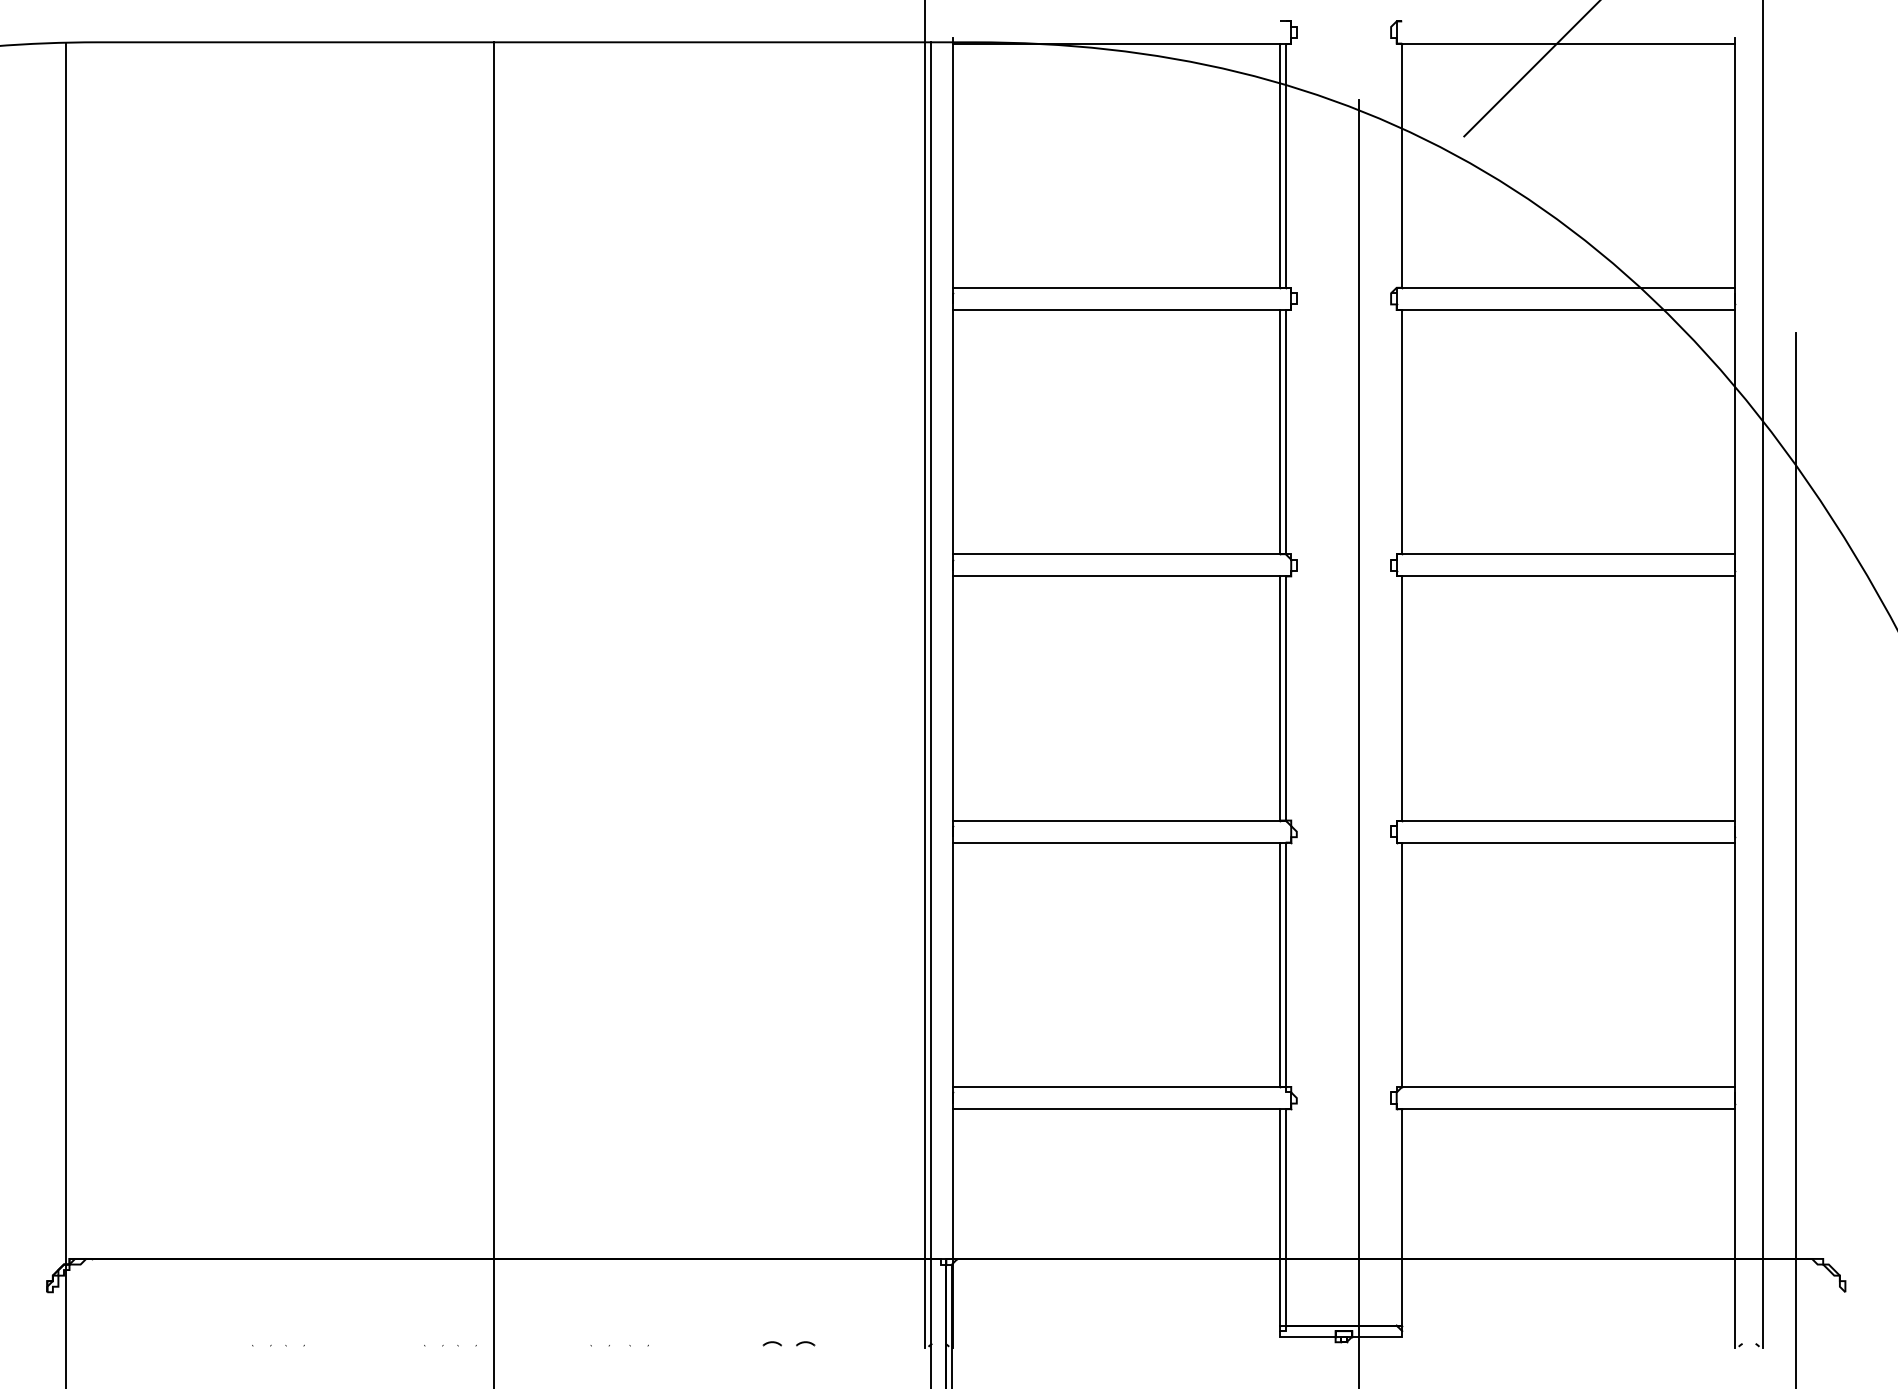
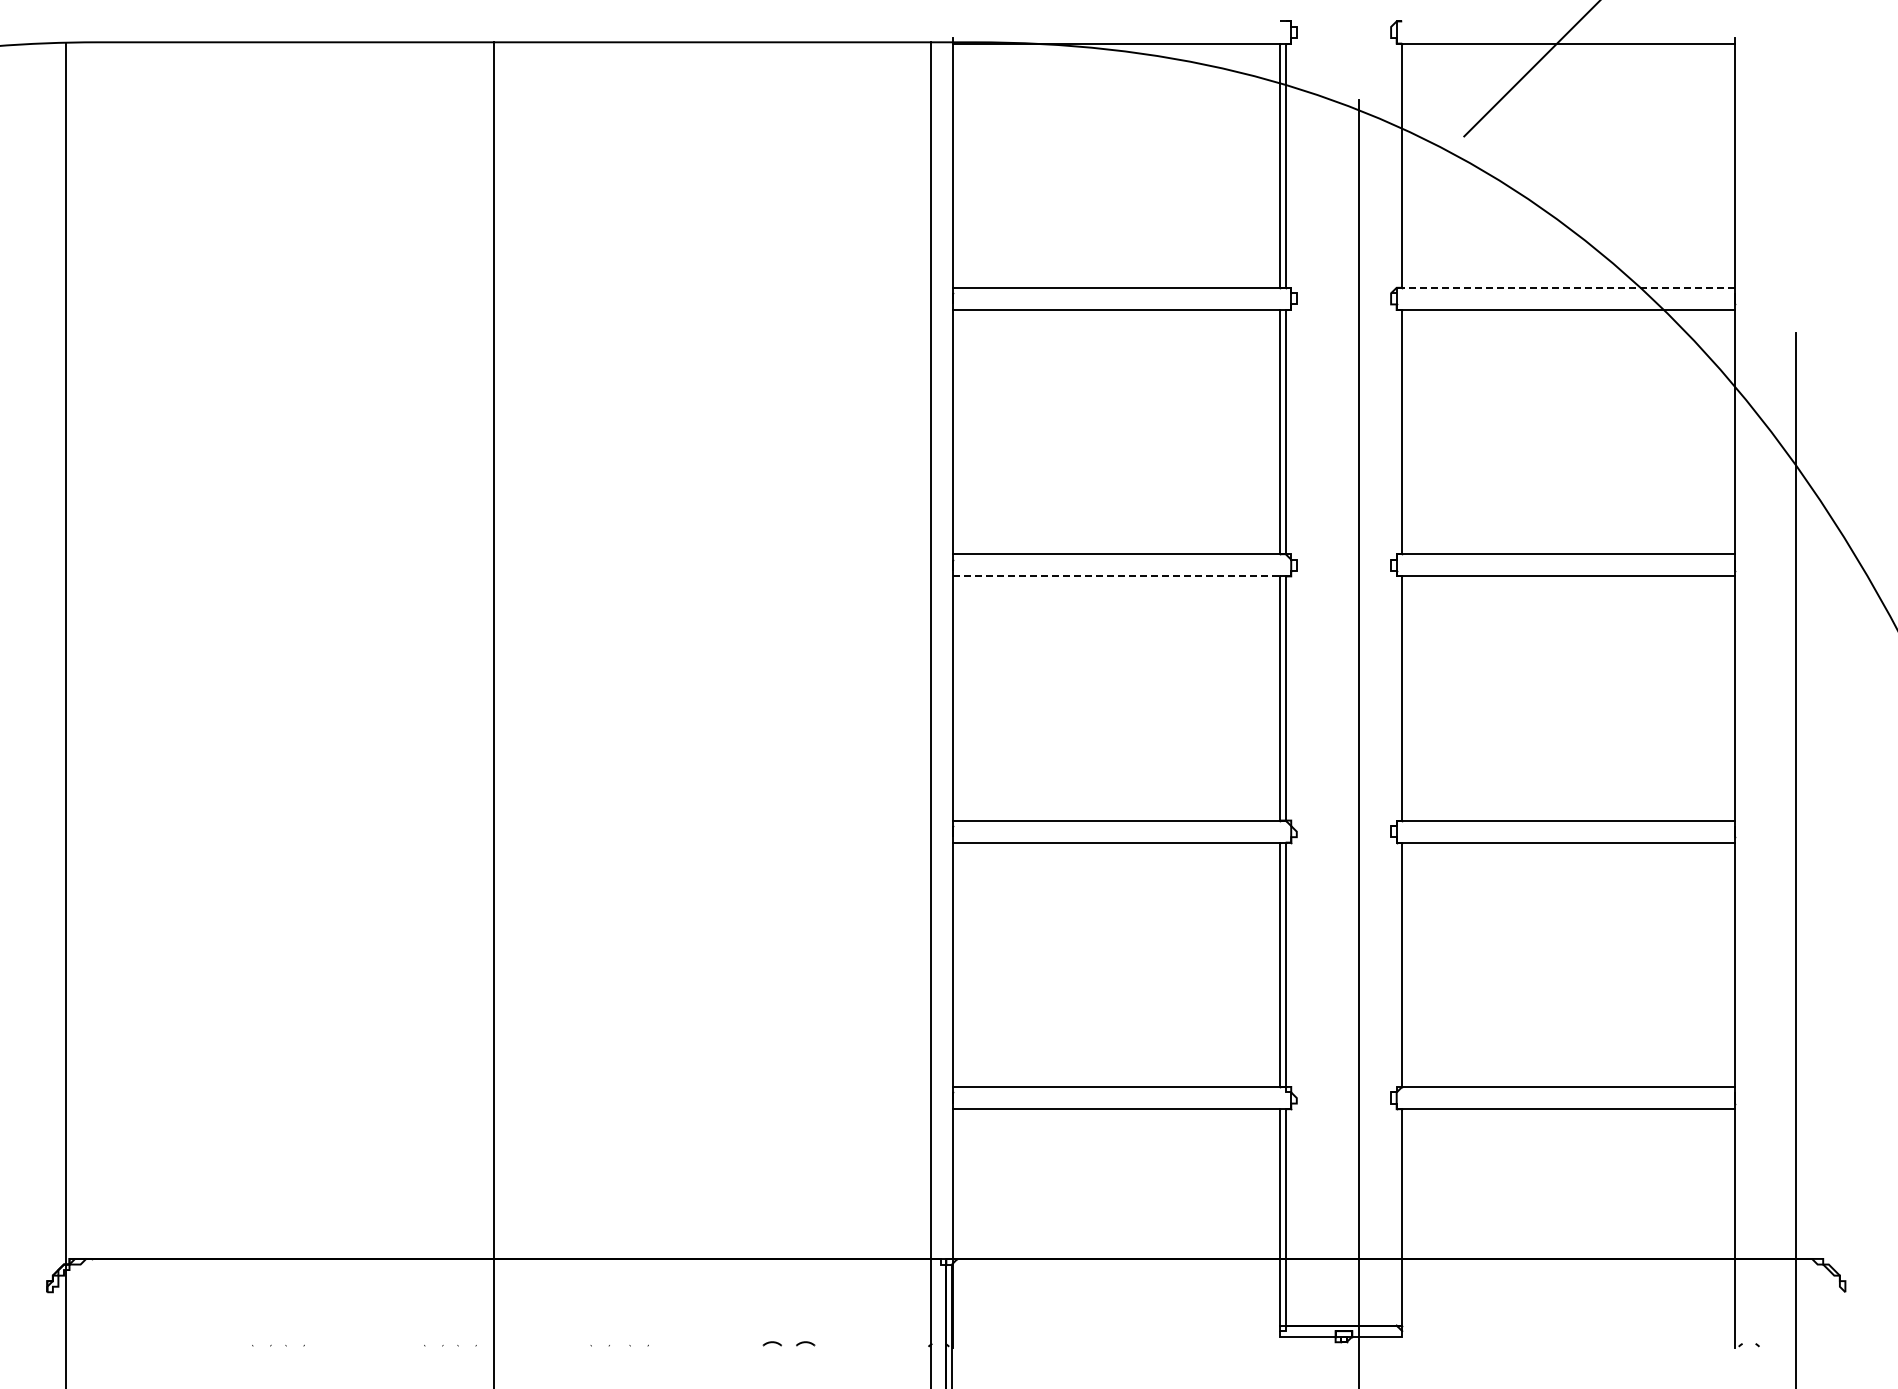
line: solid -> dashed (1568, 287)
line: solid -> dashed (1116, 576)
line: present -> none (924, 674)
line: present -> none (1762, 674)
